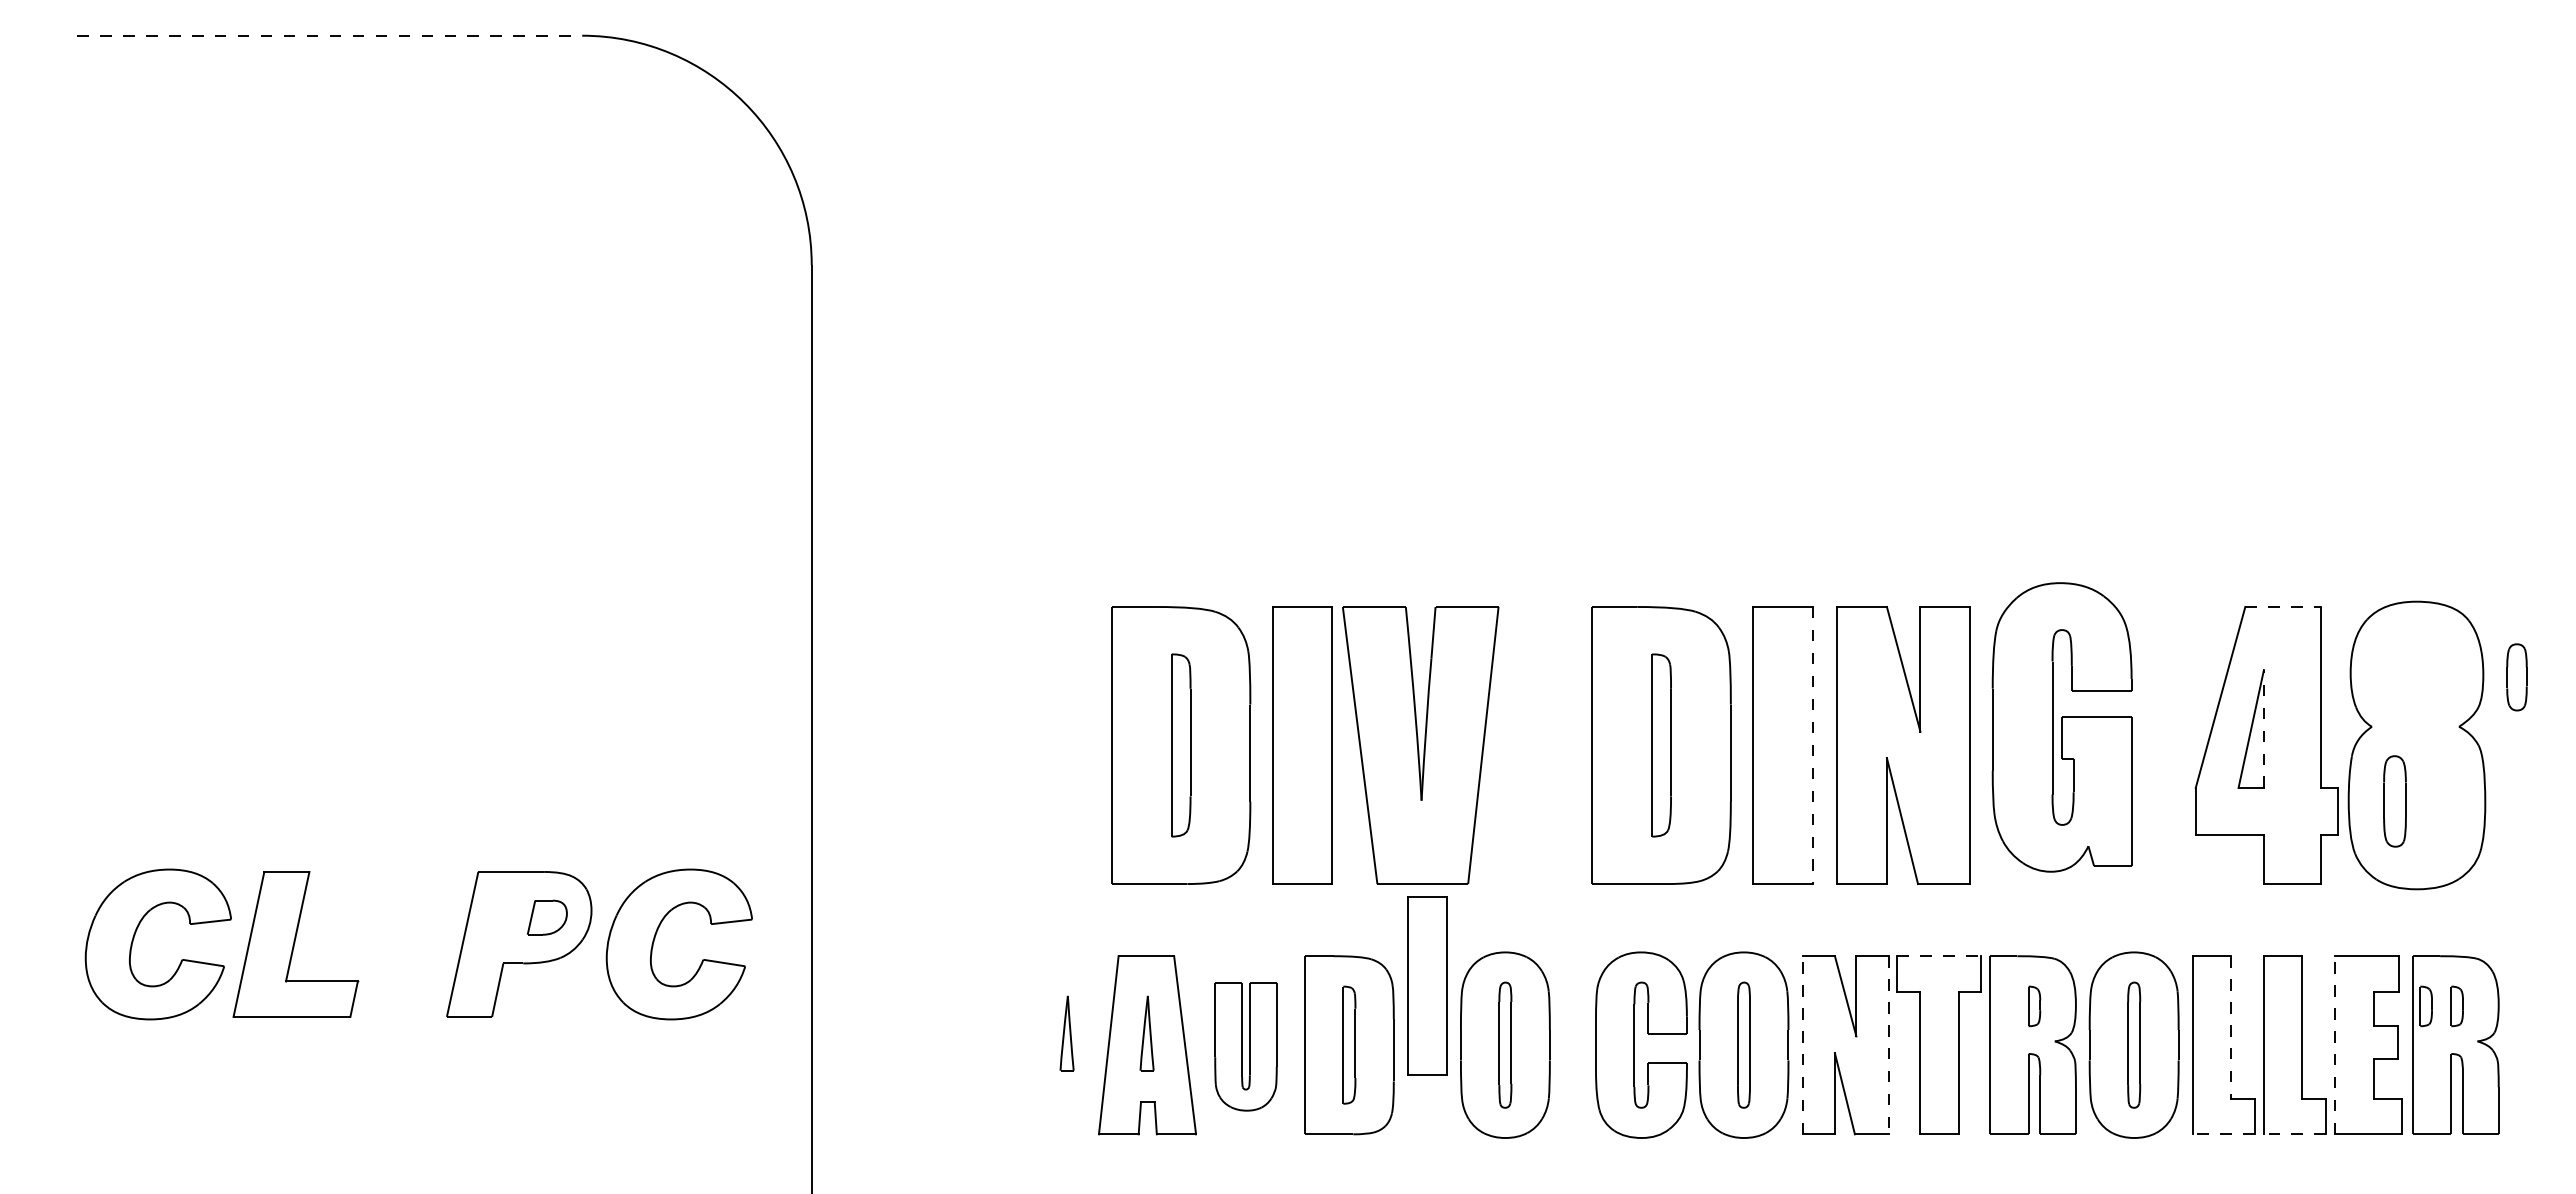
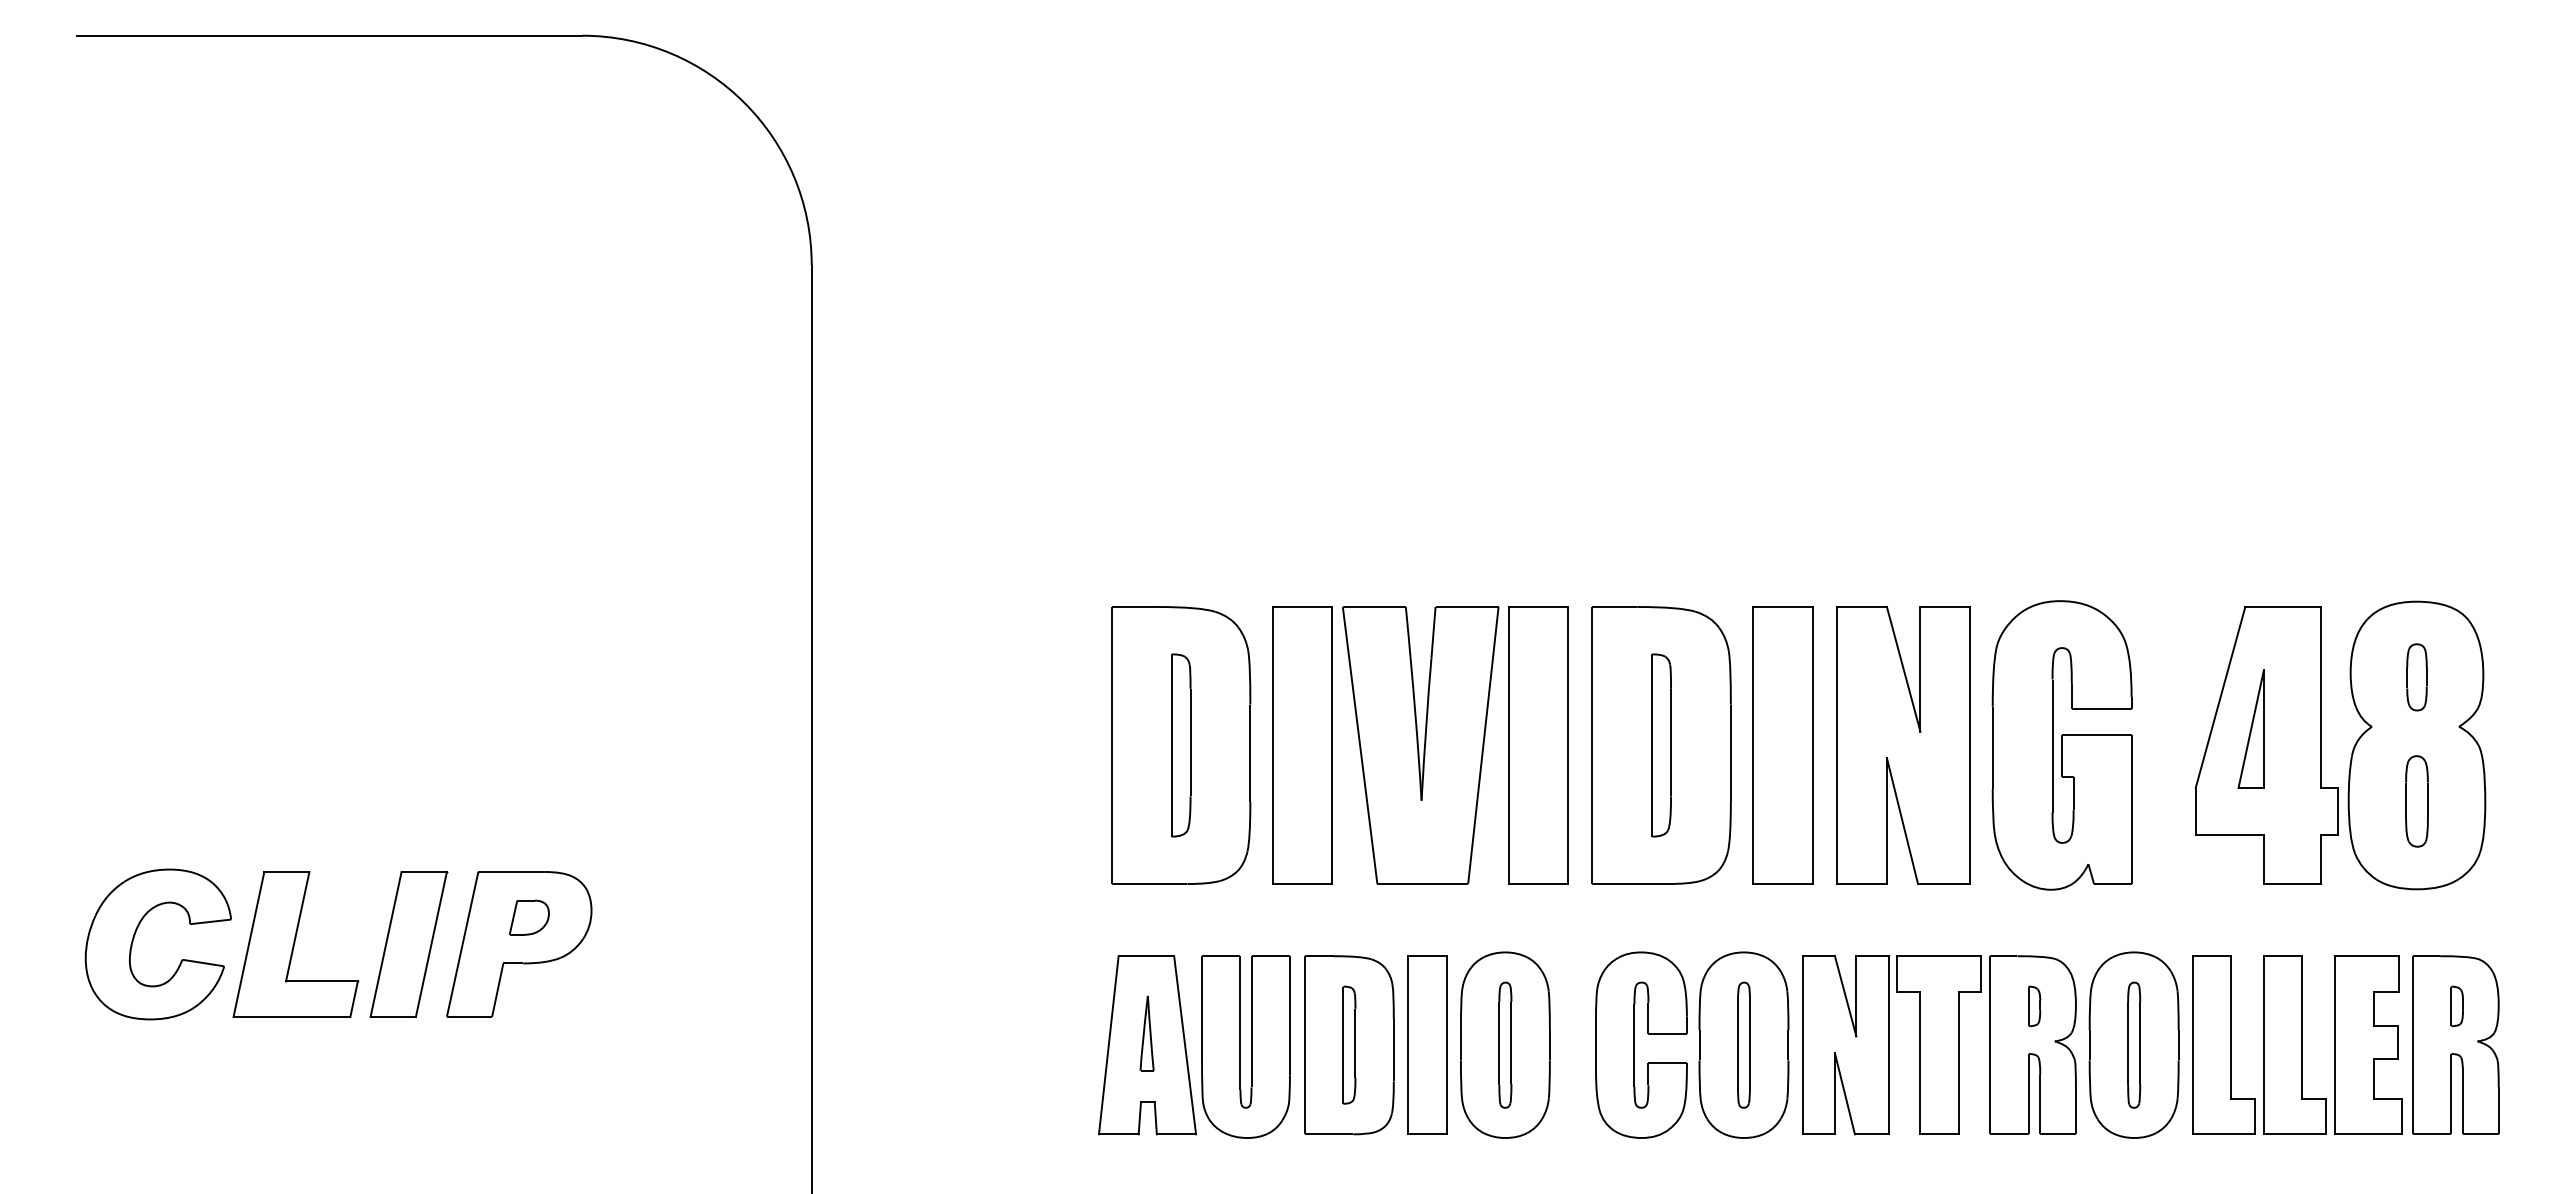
line: dashed -> solid (330, 35)
line: dashed -> solid (2283, 607)
part position: (2516, 677) -> (2416, 677) (2416, 677)
part position: (2061, 727) -> (2061, 745) (2061, 745)
line: dashed -> solid (2263, 729)
part: none -> present (1538, 745)
line: dashed -> solid (1812, 745)
part position: (2394, 801) -> (2416, 801) (2416, 801)
part position: (547, 917) -> (529, 917) (529, 917)
part: present -> none (656, 935)
part: none -> present (408, 944)
line: dashed -> solid (1939, 956)
part position: (1427, 985) -> (1427, 1044) (1427, 1044)
part: present -> none (2425, 1006)
line: dashed -> solid (2231, 1027)
part: present -> none (1066, 1033)
line: dashed -> solid (1802, 1044)
line: dashed -> solid (2335, 1044)
line: dashed -> solid (1888, 1045)
part size: 64x130 px -> 90x184 px (1245, 1046)
line: dashed -> solid (2223, 1134)
line: dashed -> solid (2295, 1134)
